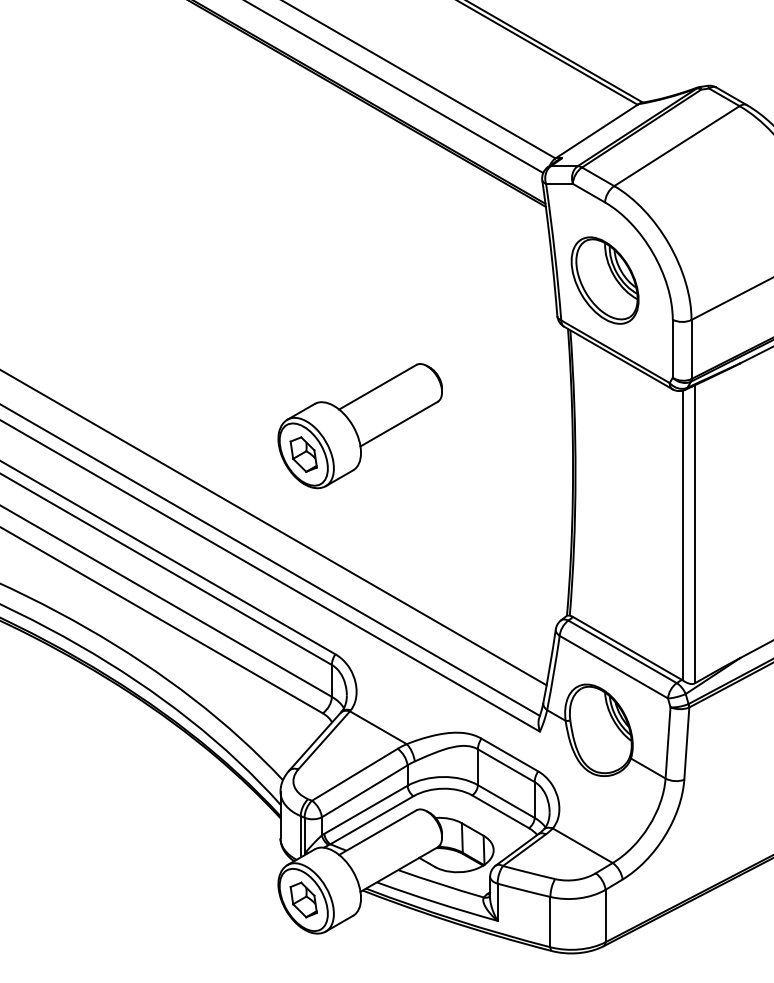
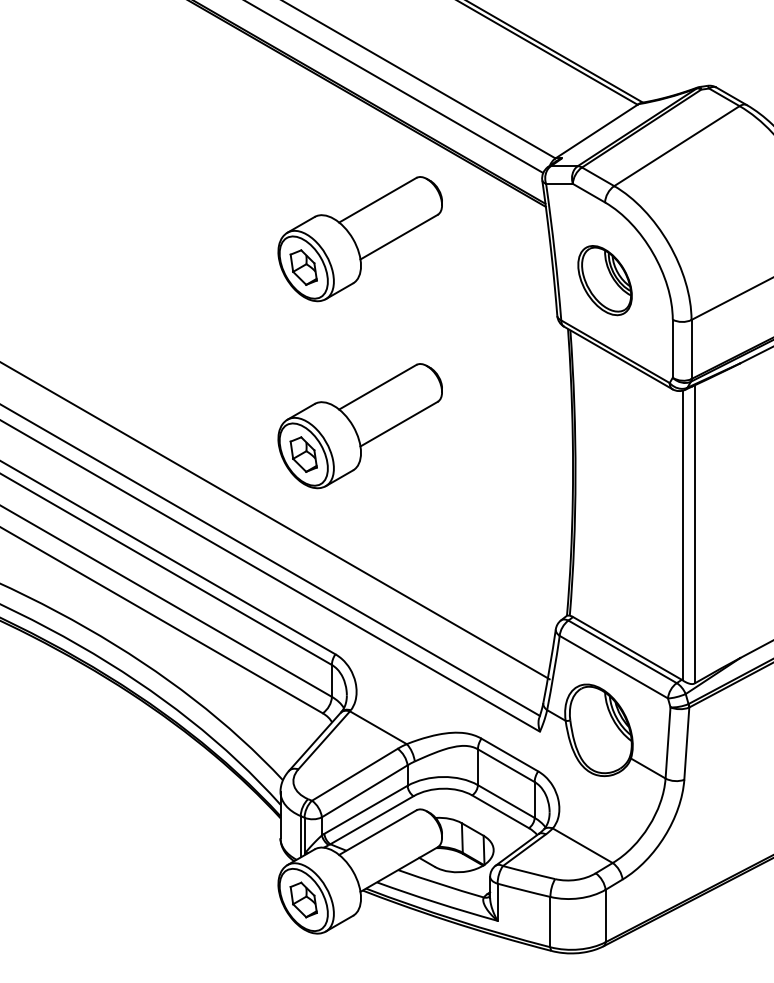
part: none -> present (359, 239)
part size: 70x89 px -> 56x72 px (604, 280)
line position: (274, 528) -> (275, 521) (275, 521)
